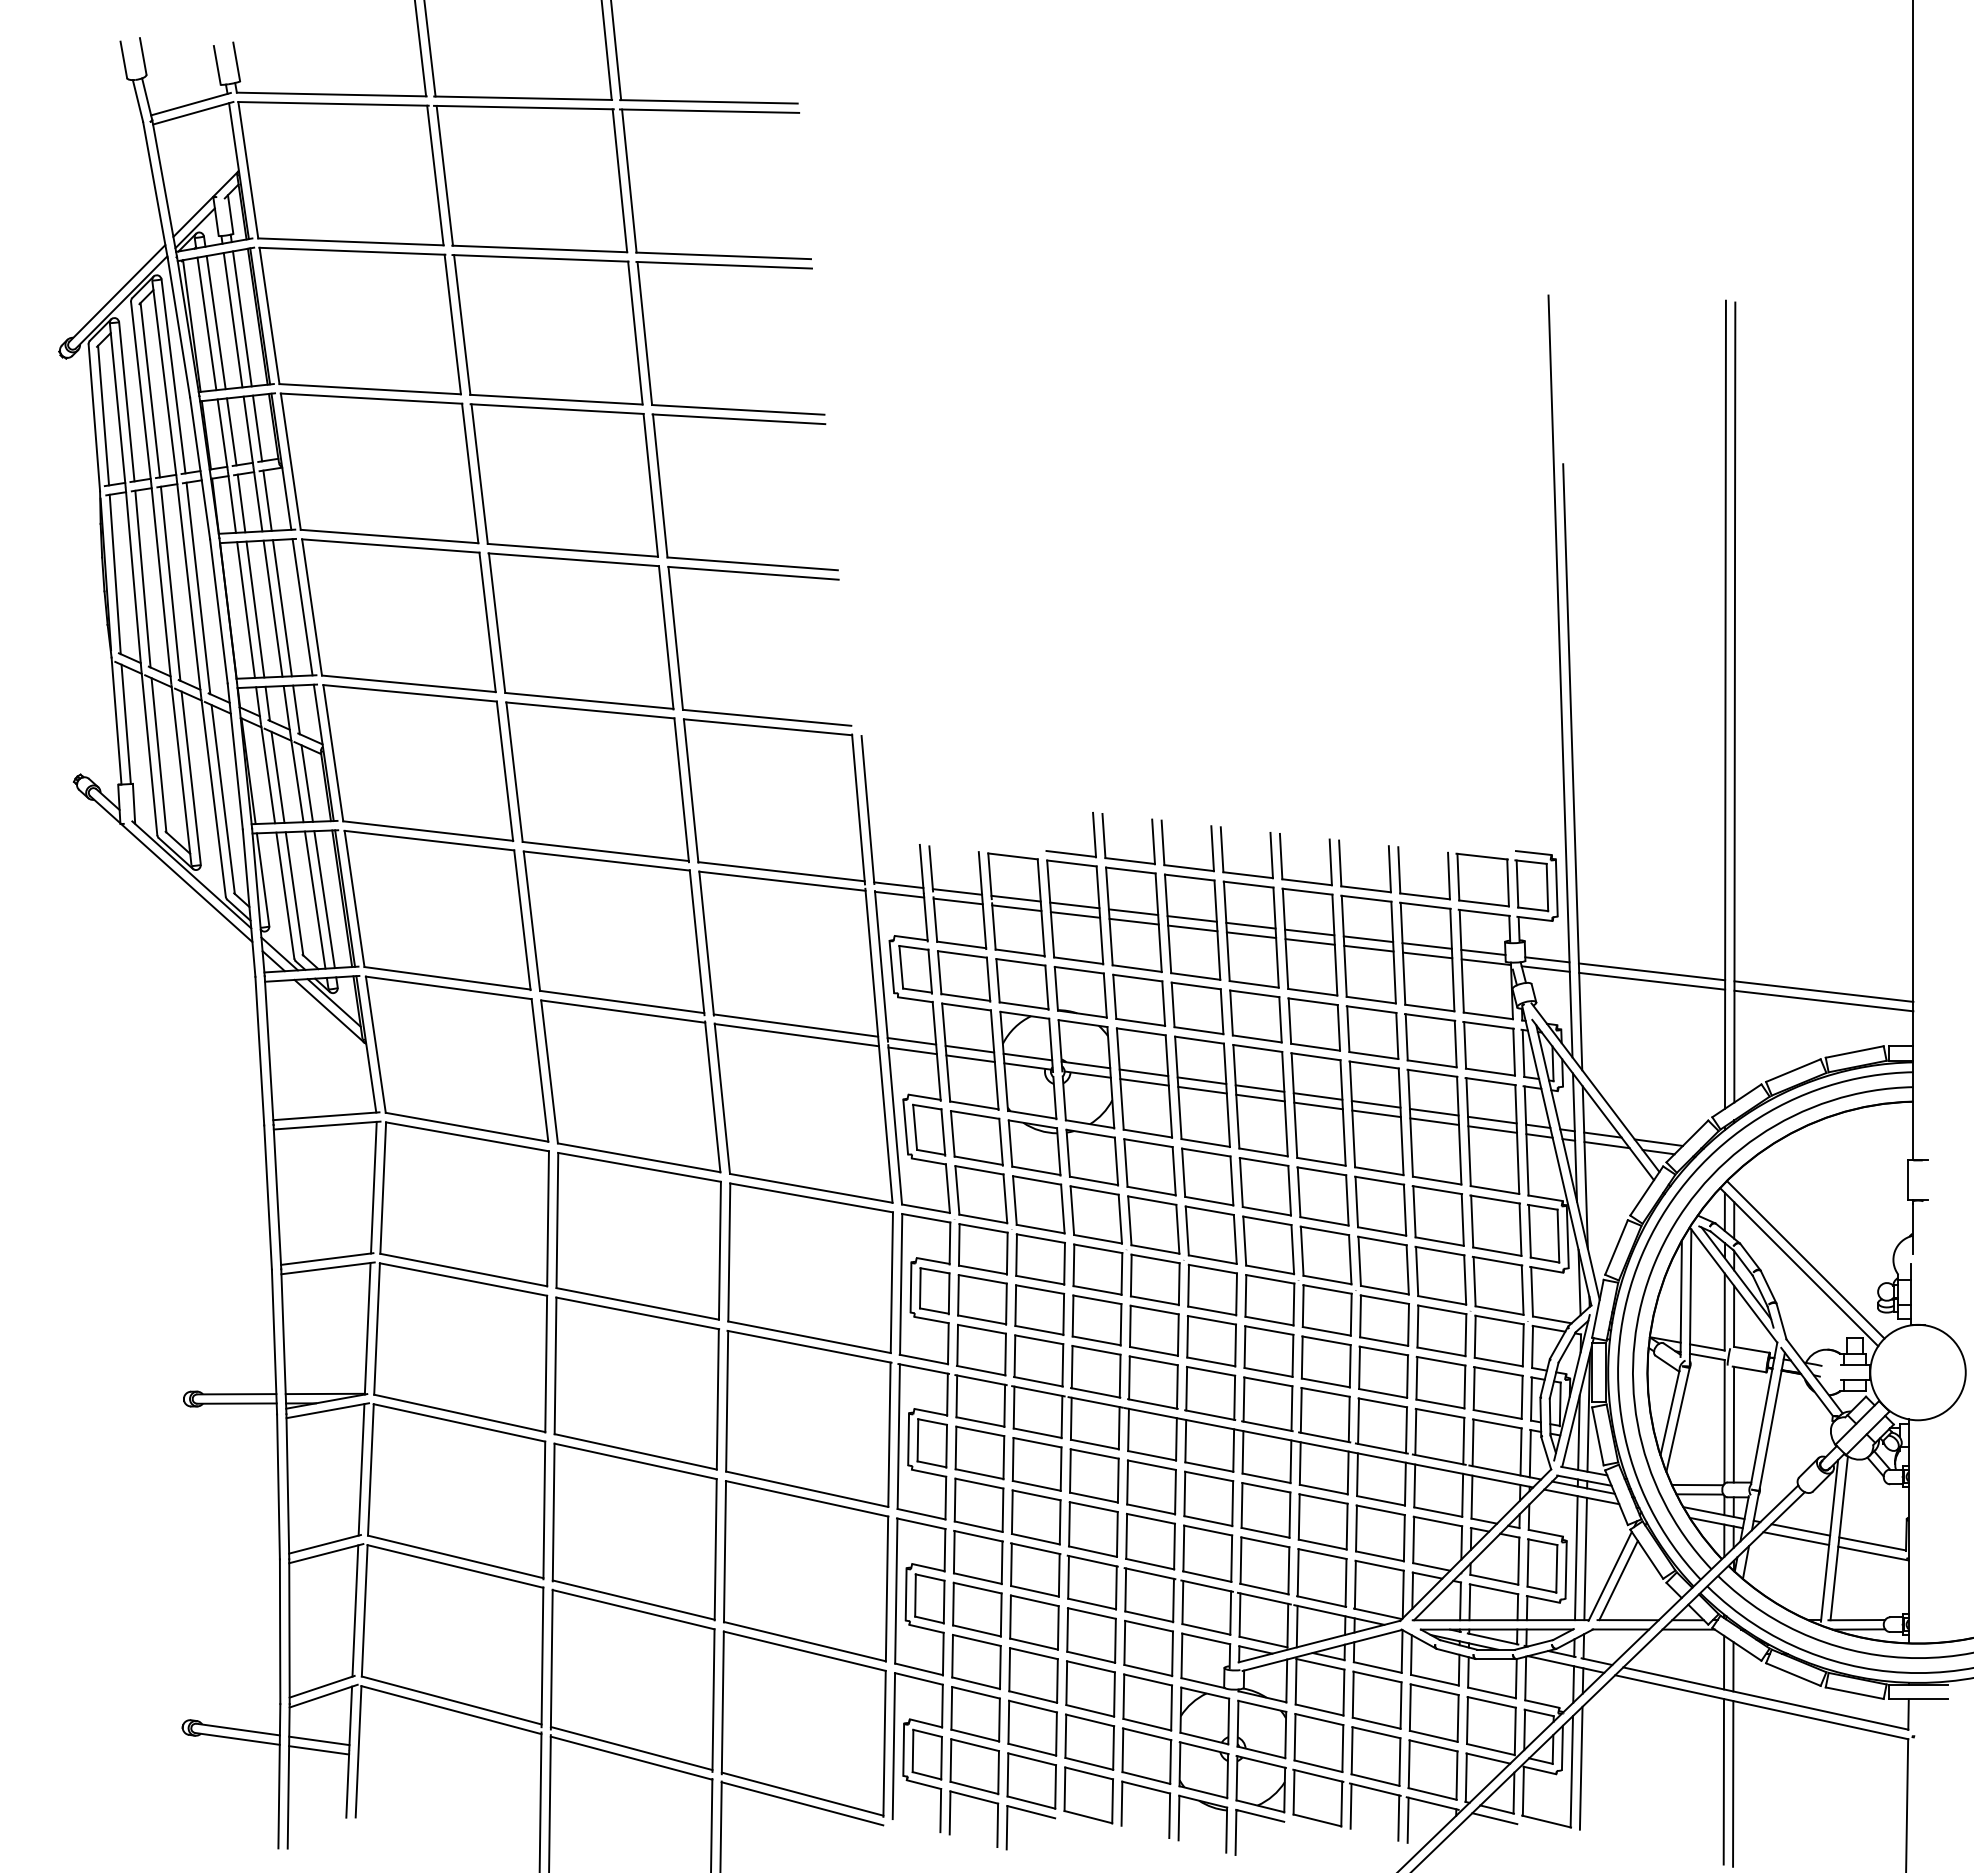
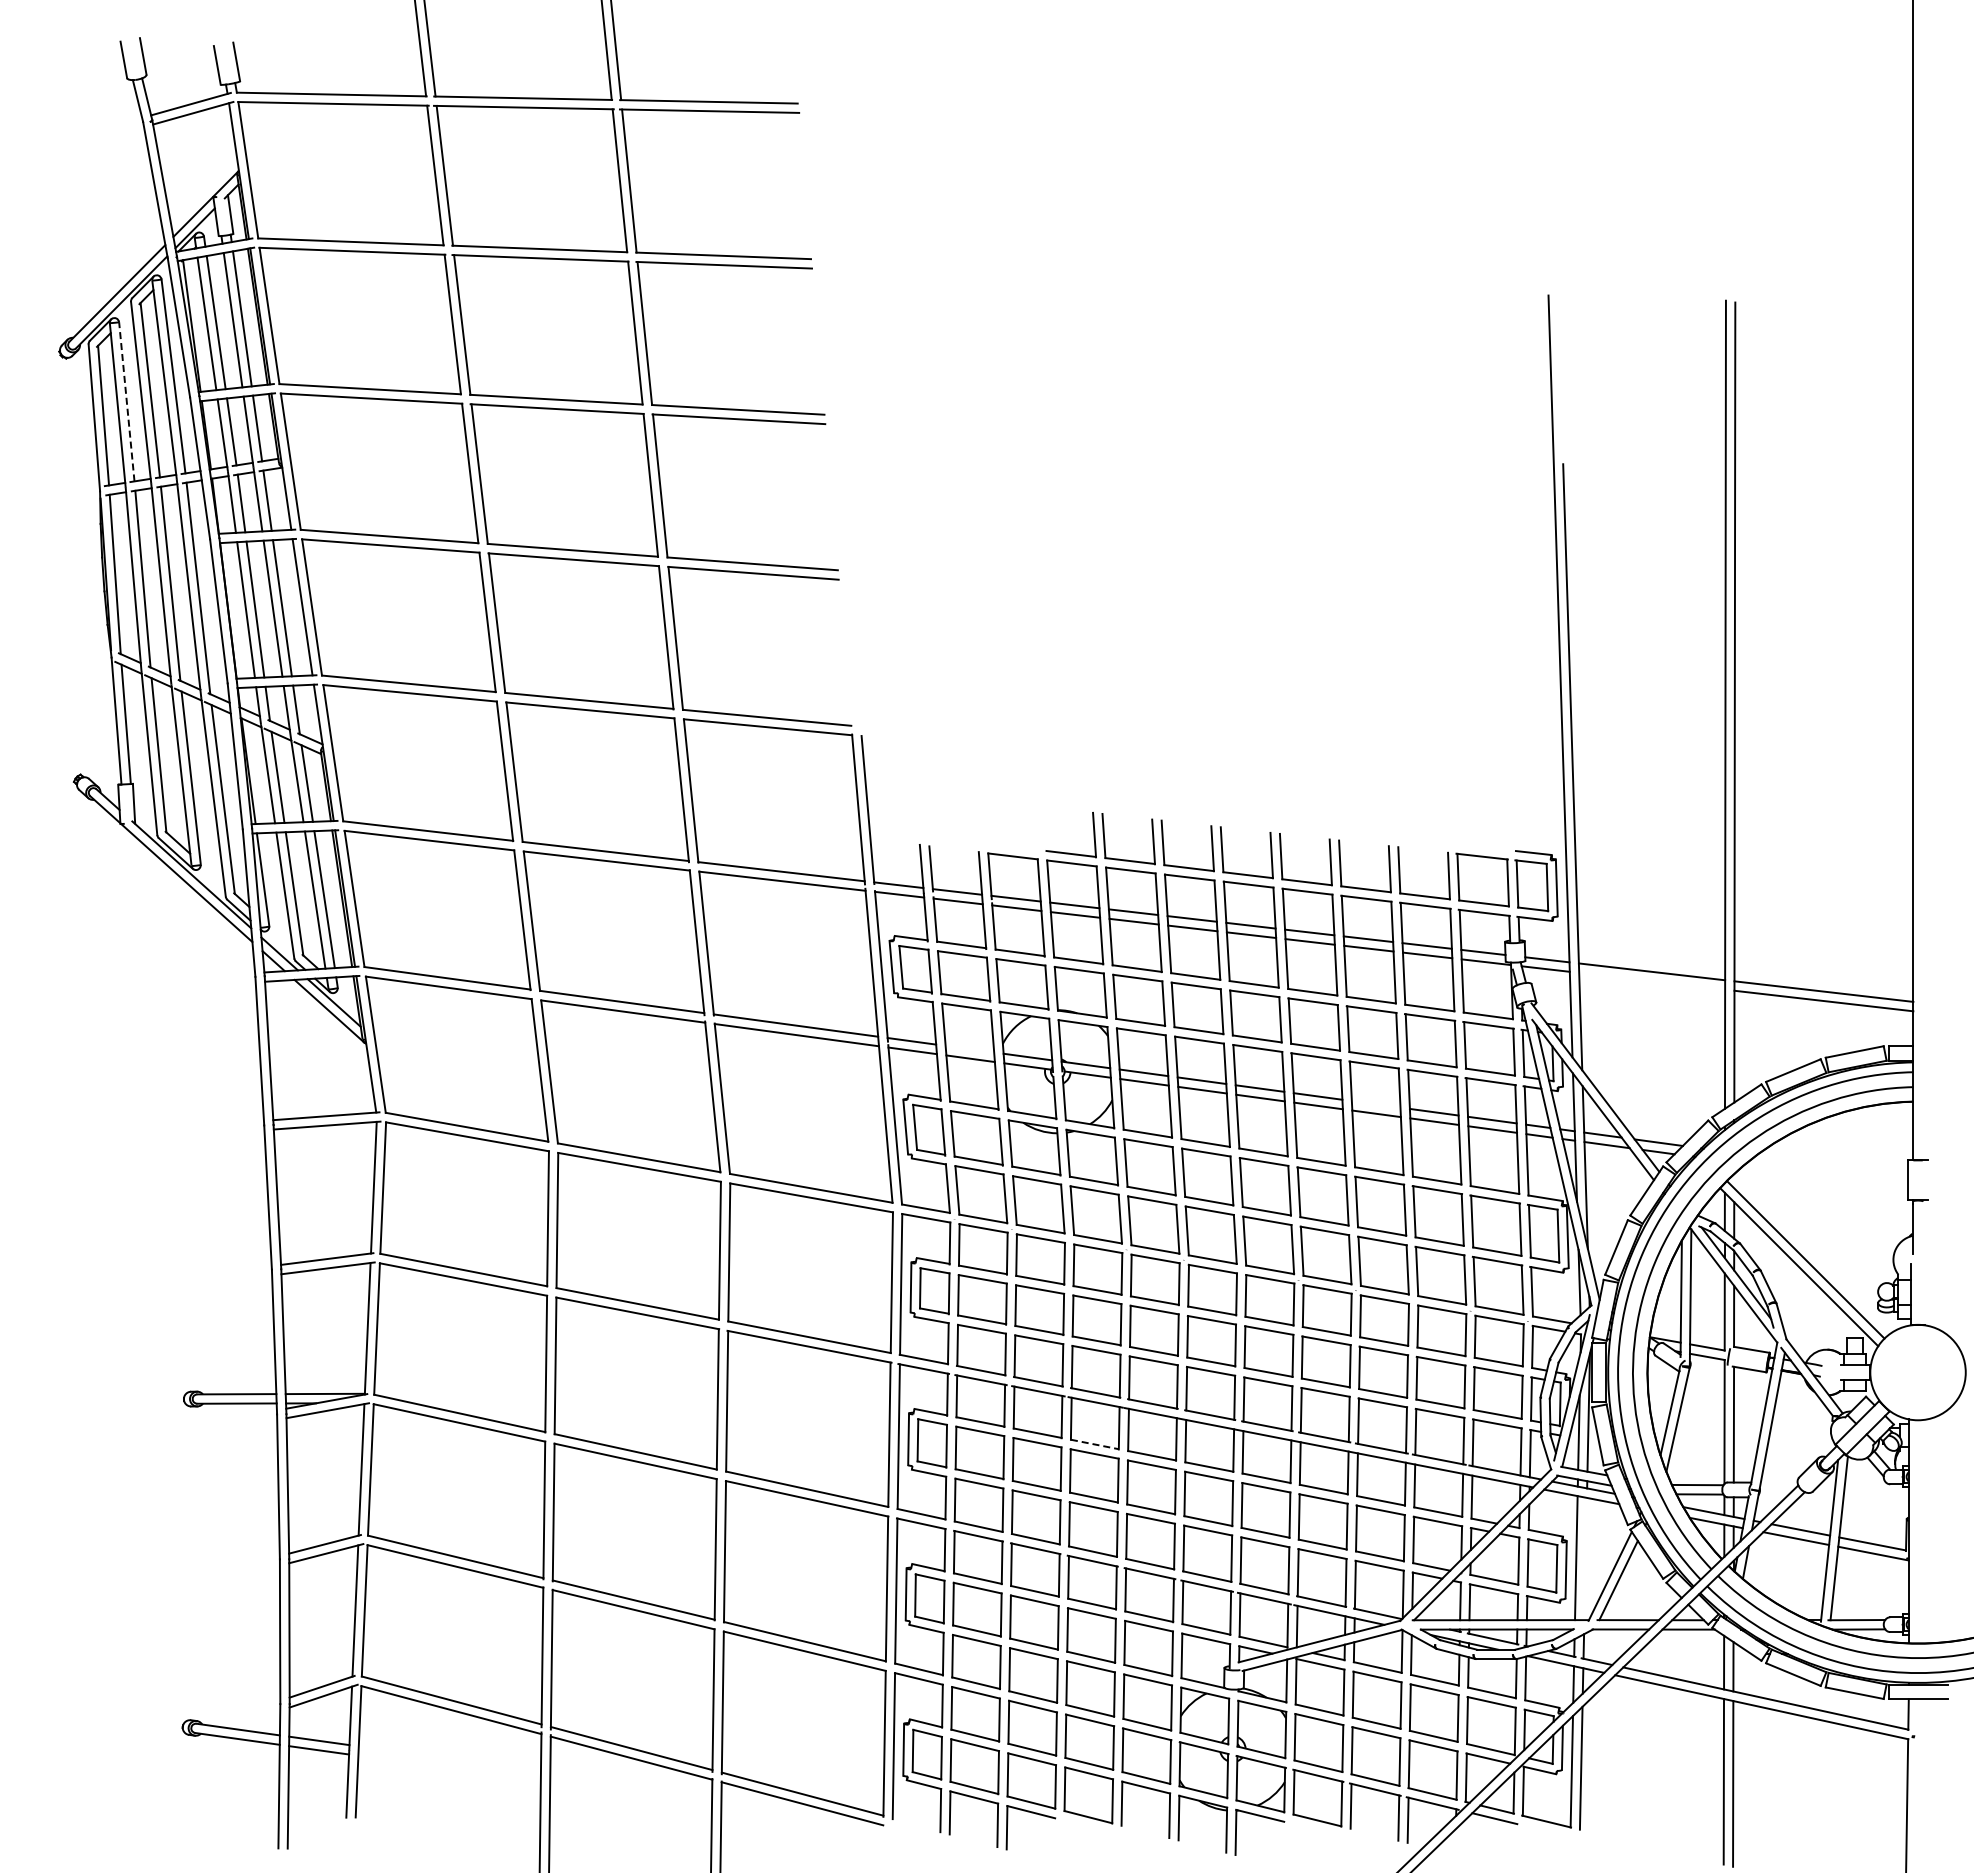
line: solid -> dashed (126, 401)
line: present -> none (1652, 980)
line: present -> none (969, 1048)
line: present -> none (1375, 1104)
line: solid -> dashed (1095, 1444)
line: present -> none (1585, 1558)
